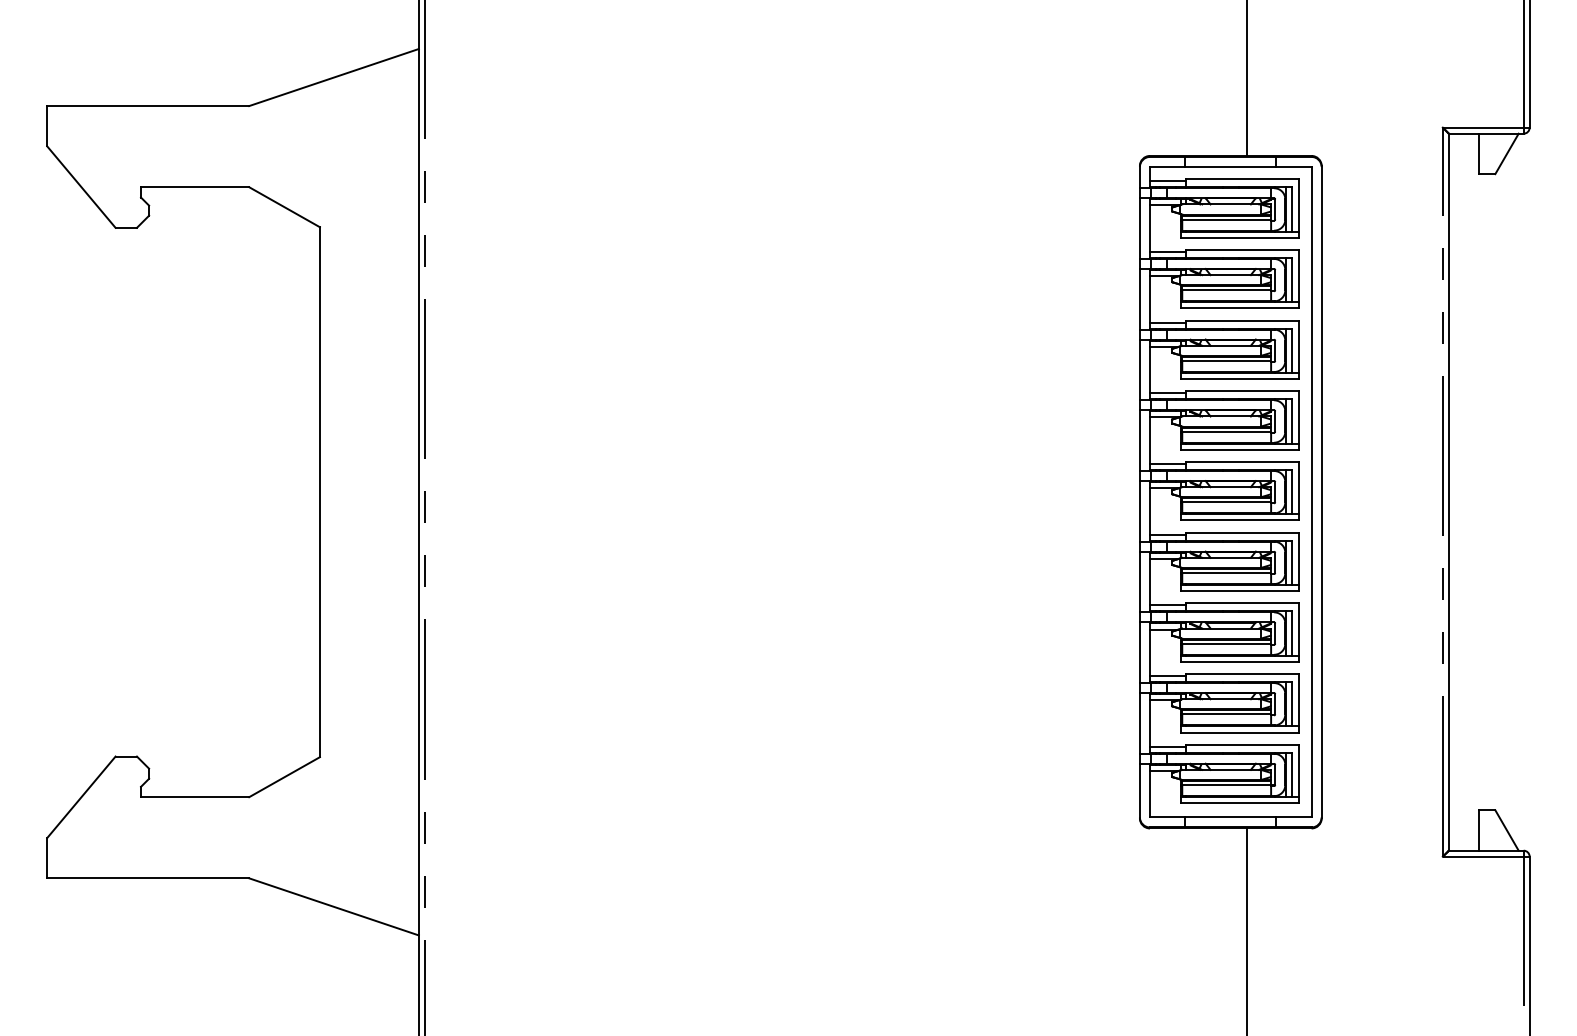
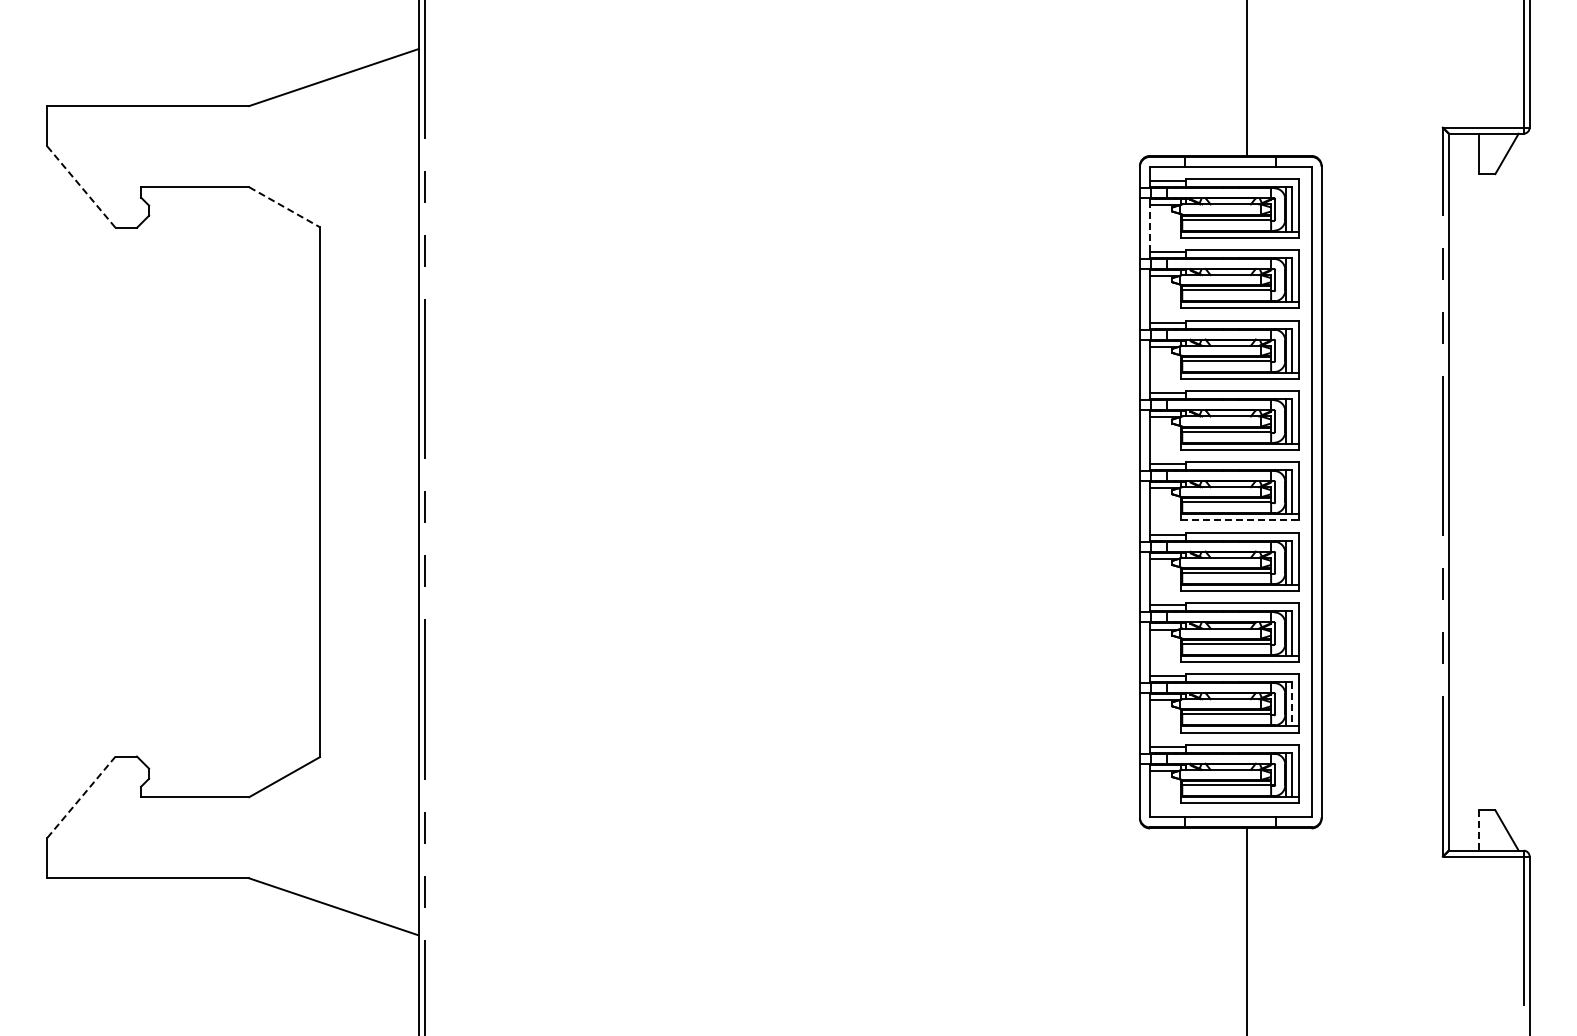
line: solid -> dashed (81, 187)
line: solid -> dashed (284, 207)
line: solid -> dashed (1150, 228)
line: solid -> dashed (1240, 520)
line: solid -> dashed (1292, 704)
line: solid -> dashed (81, 797)
line: solid -> dashed (1479, 830)
